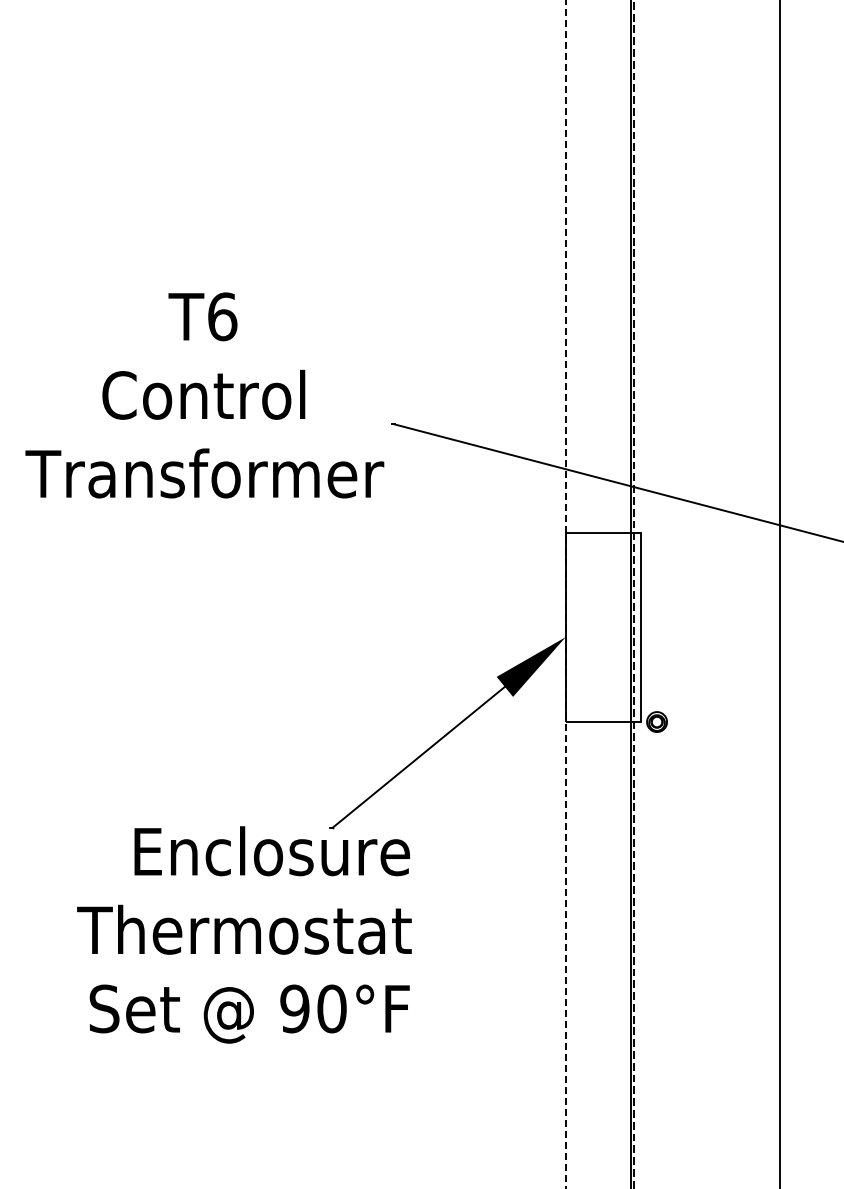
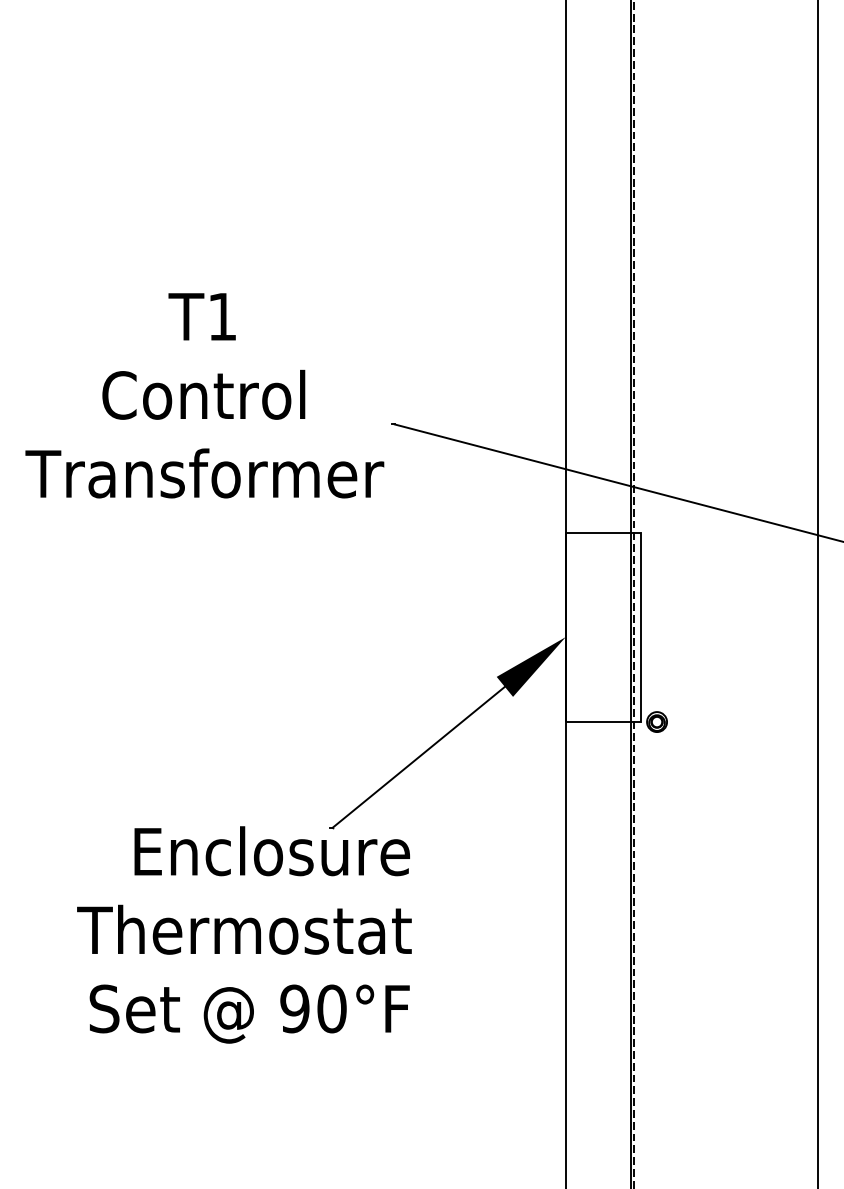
text: T6 -> T1 (222, 316)
line position: (780, 593) -> (818, 593) (818, 593)
line: dashed -> solid (565, 594)
